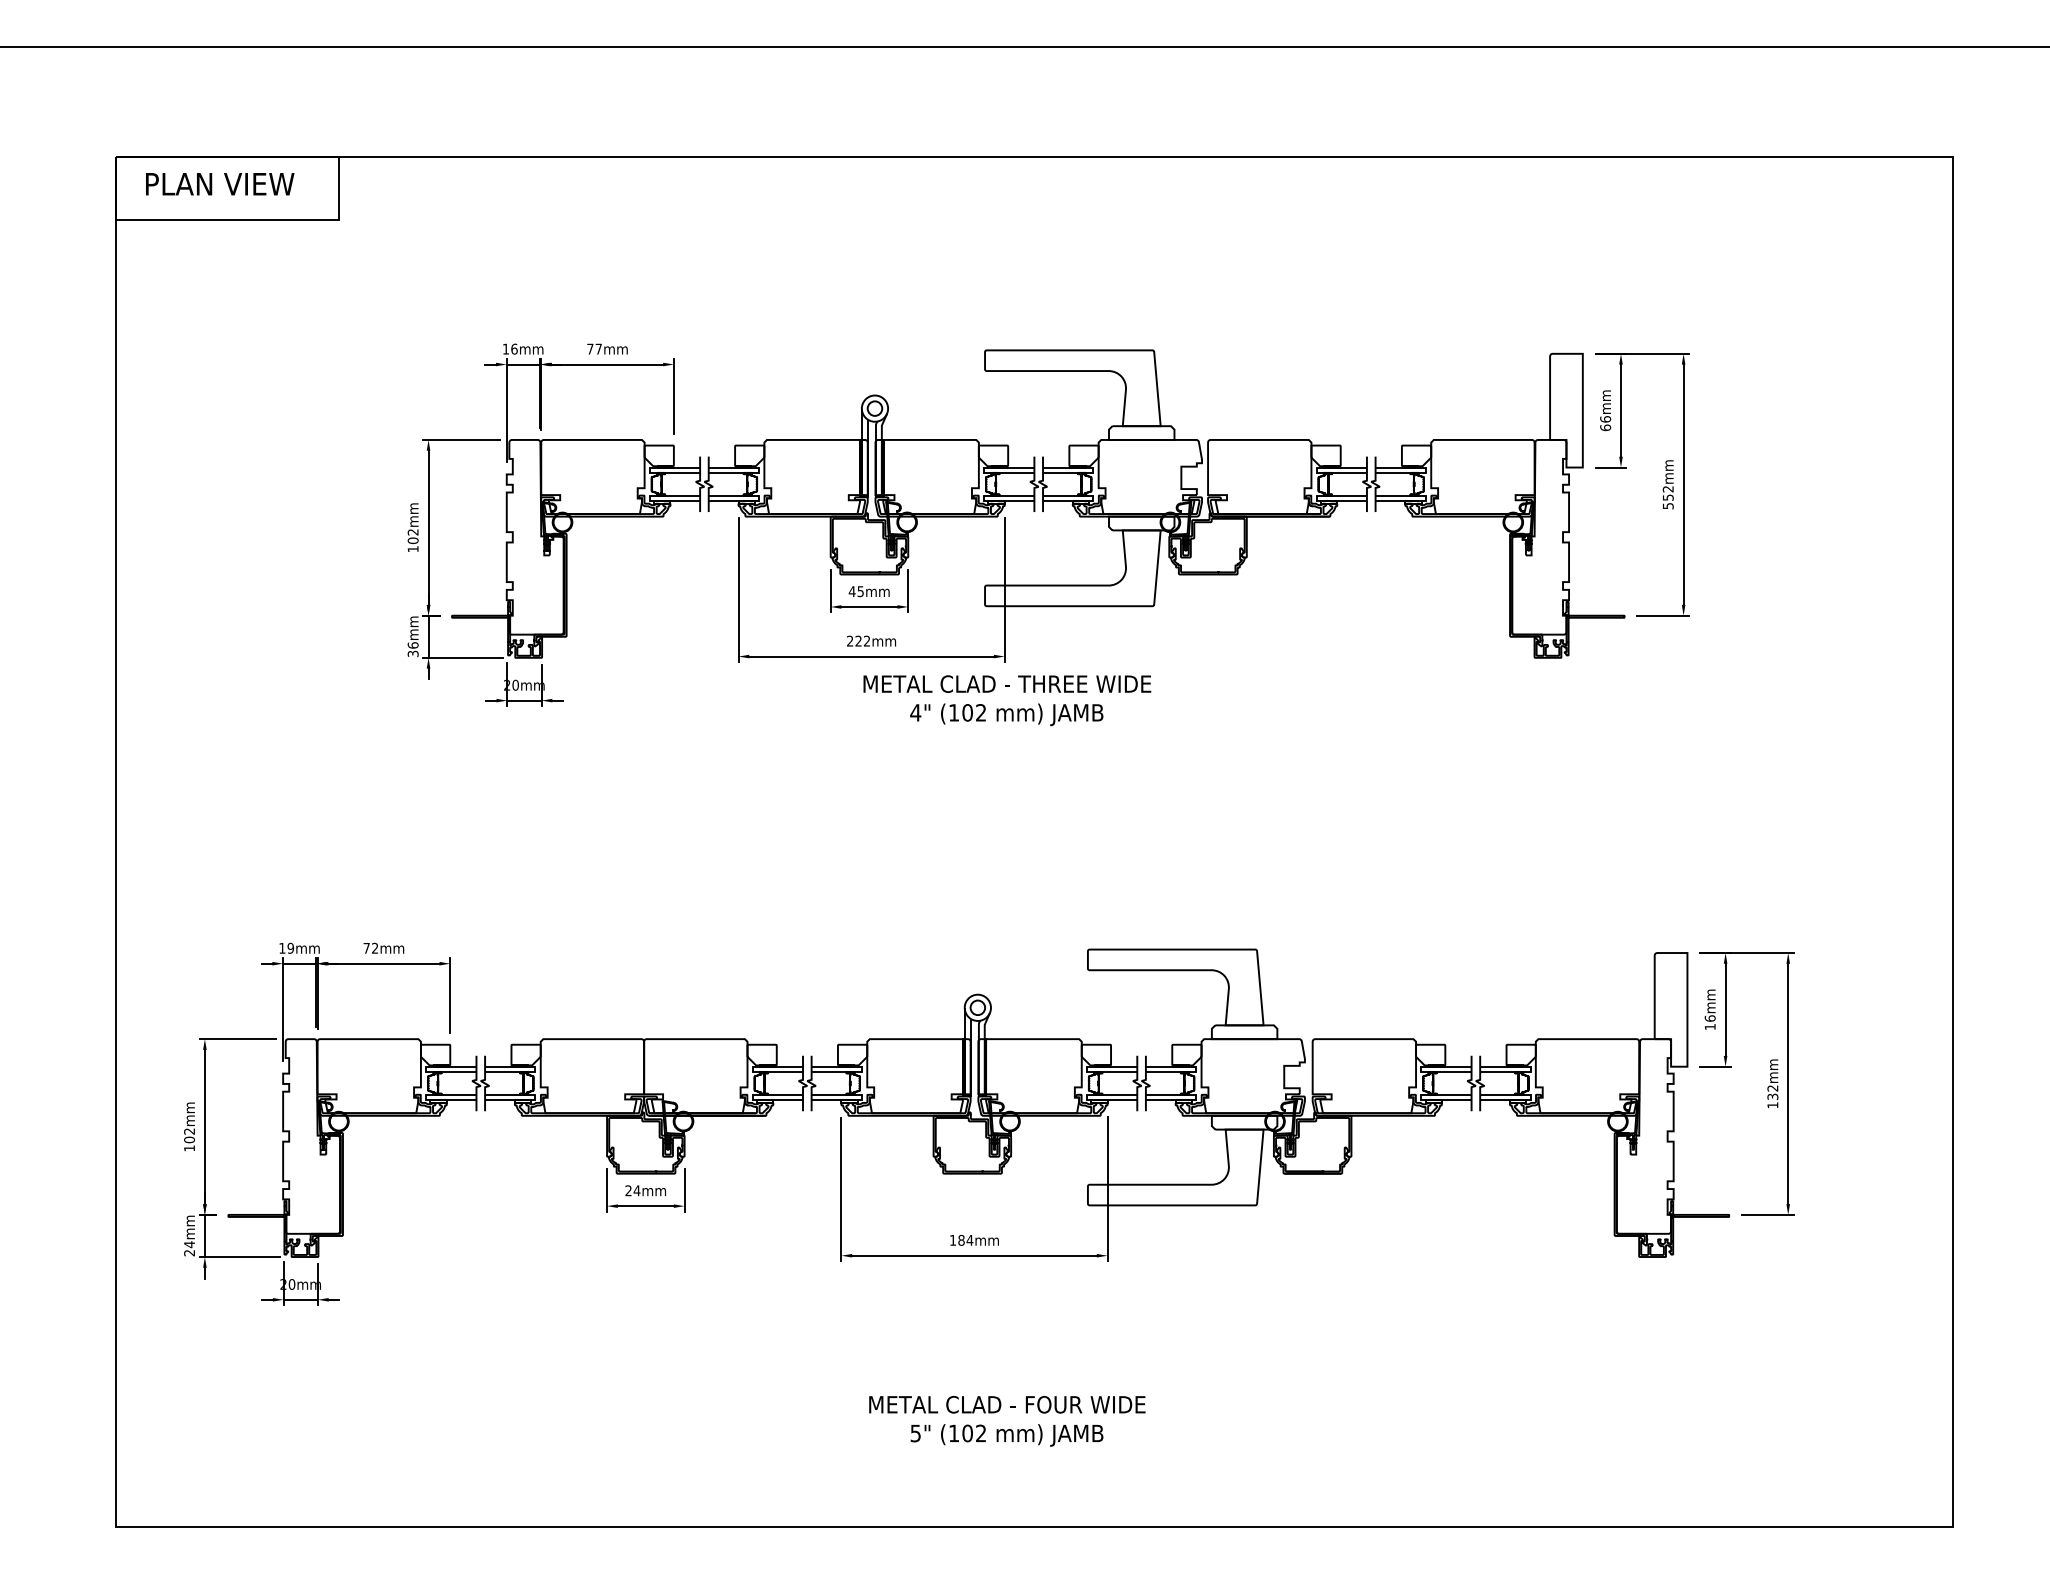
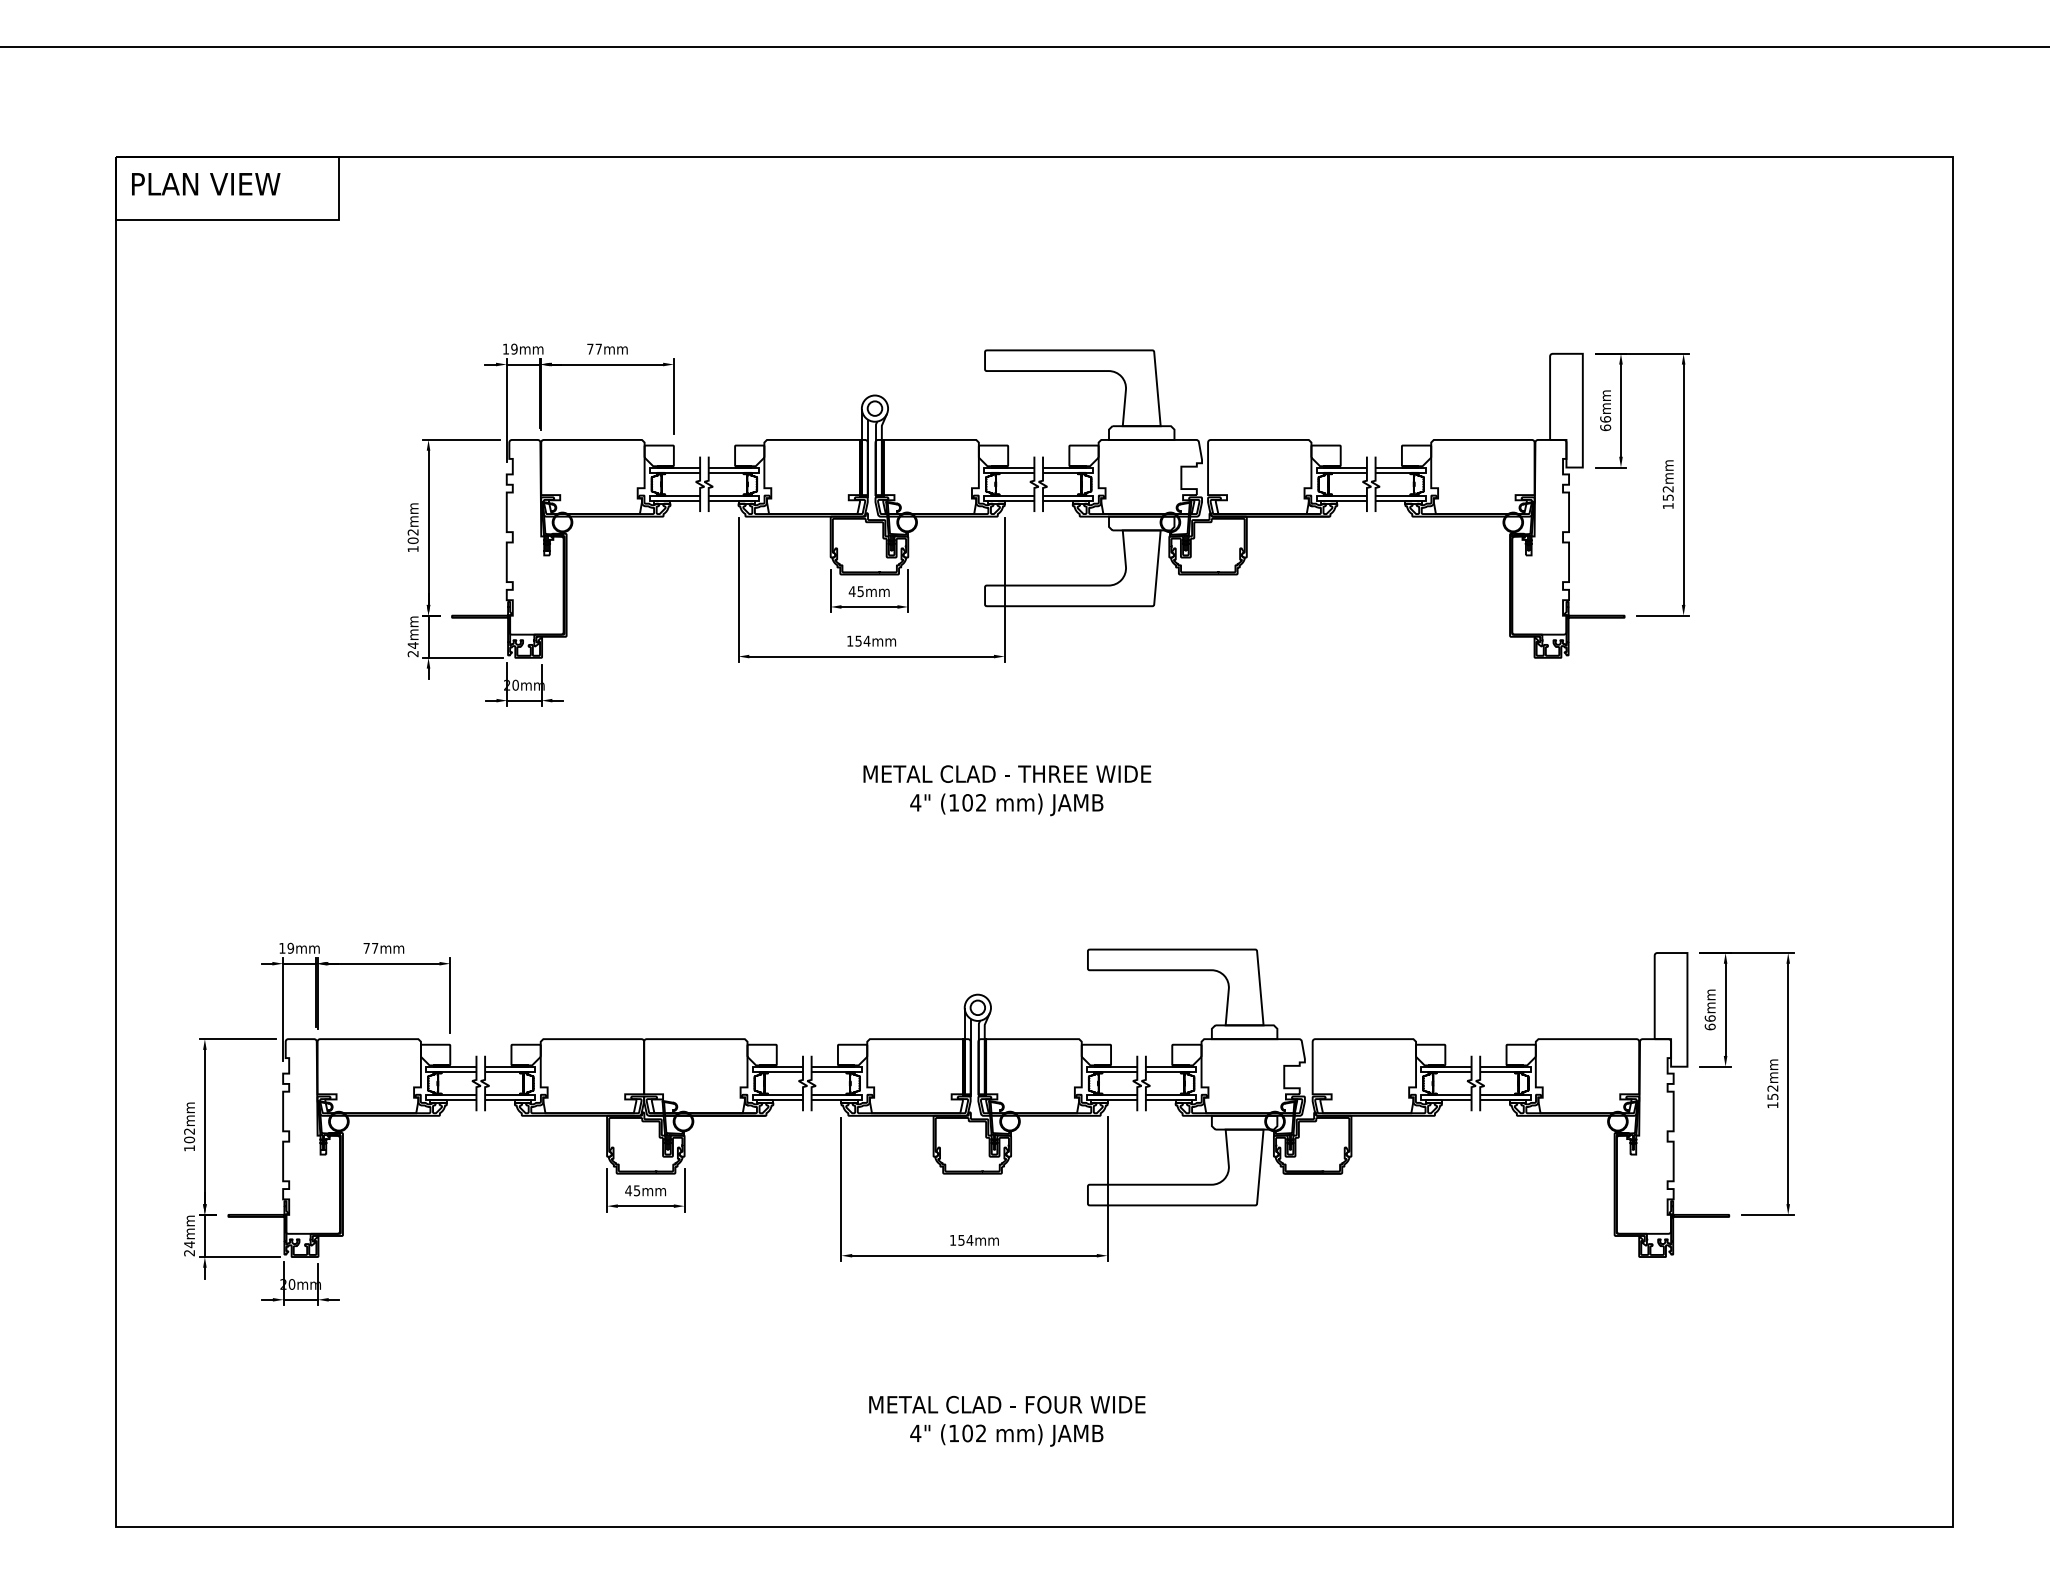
text position: (220, 184) -> (206, 184) (206, 184)
text: 16mm -> 19mm (514, 348)
text: 552mm -> 152mm (1668, 506)
text: 222mm -> 154mm (858, 640)
text: 36mm -> 24mm (412, 649)
text position: (1007, 700) -> (1007, 790) (1007, 790)
text: 72mm -> 77mm (375, 947)
text: 16mm -> 66mm (1709, 1026)
text: 132mm -> 152mm (1772, 1096)
text: 24mm -> 45mm (632, 1190)
text: 184mm -> 154mm (961, 1239)
text: 5" -> 4" (915, 1433)
